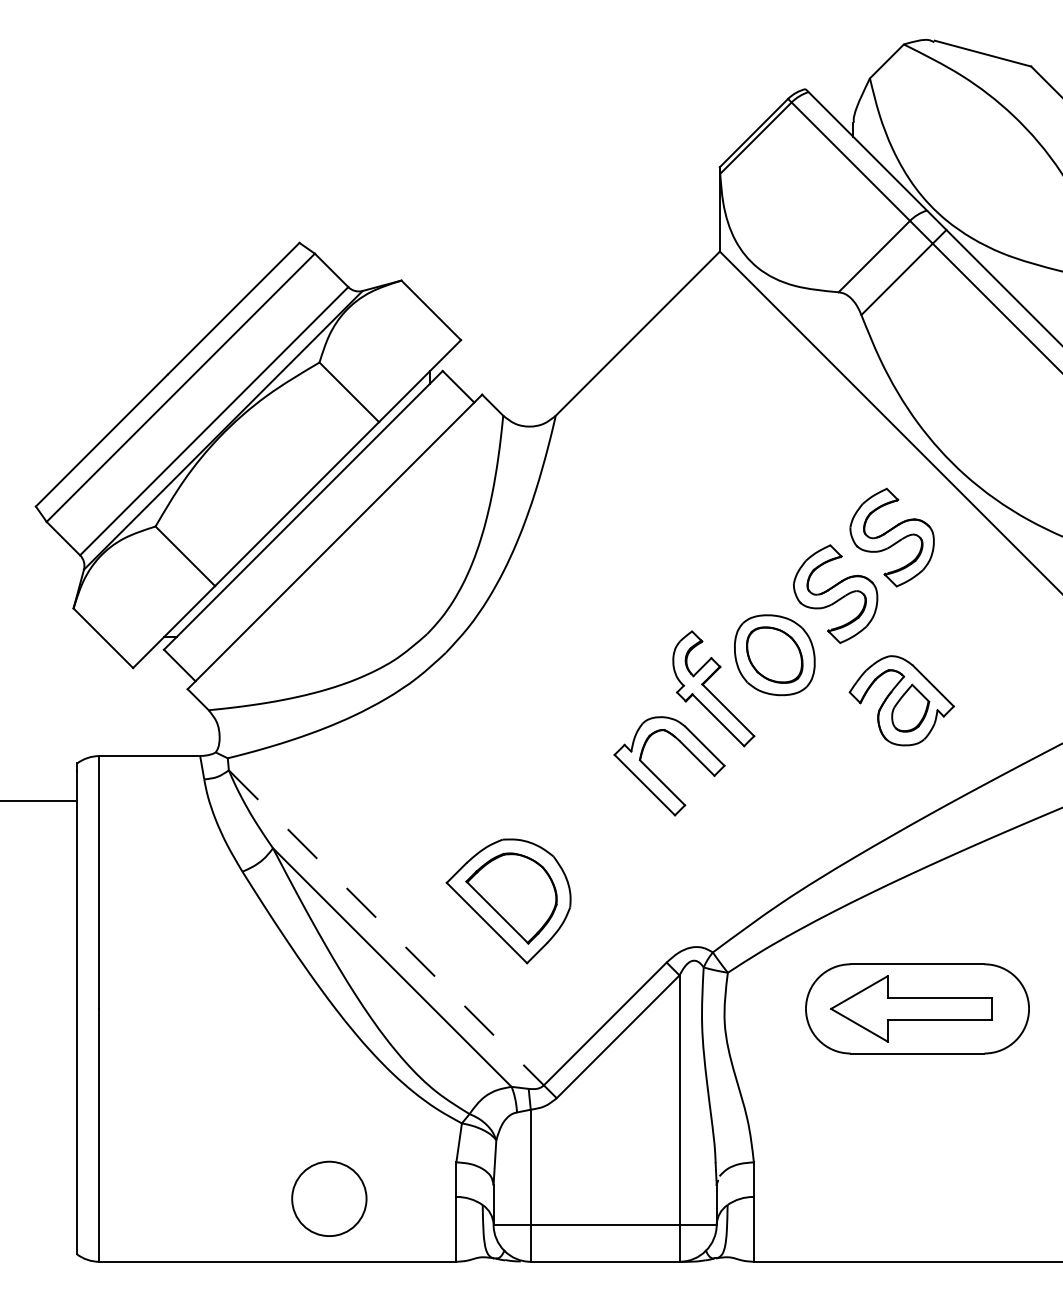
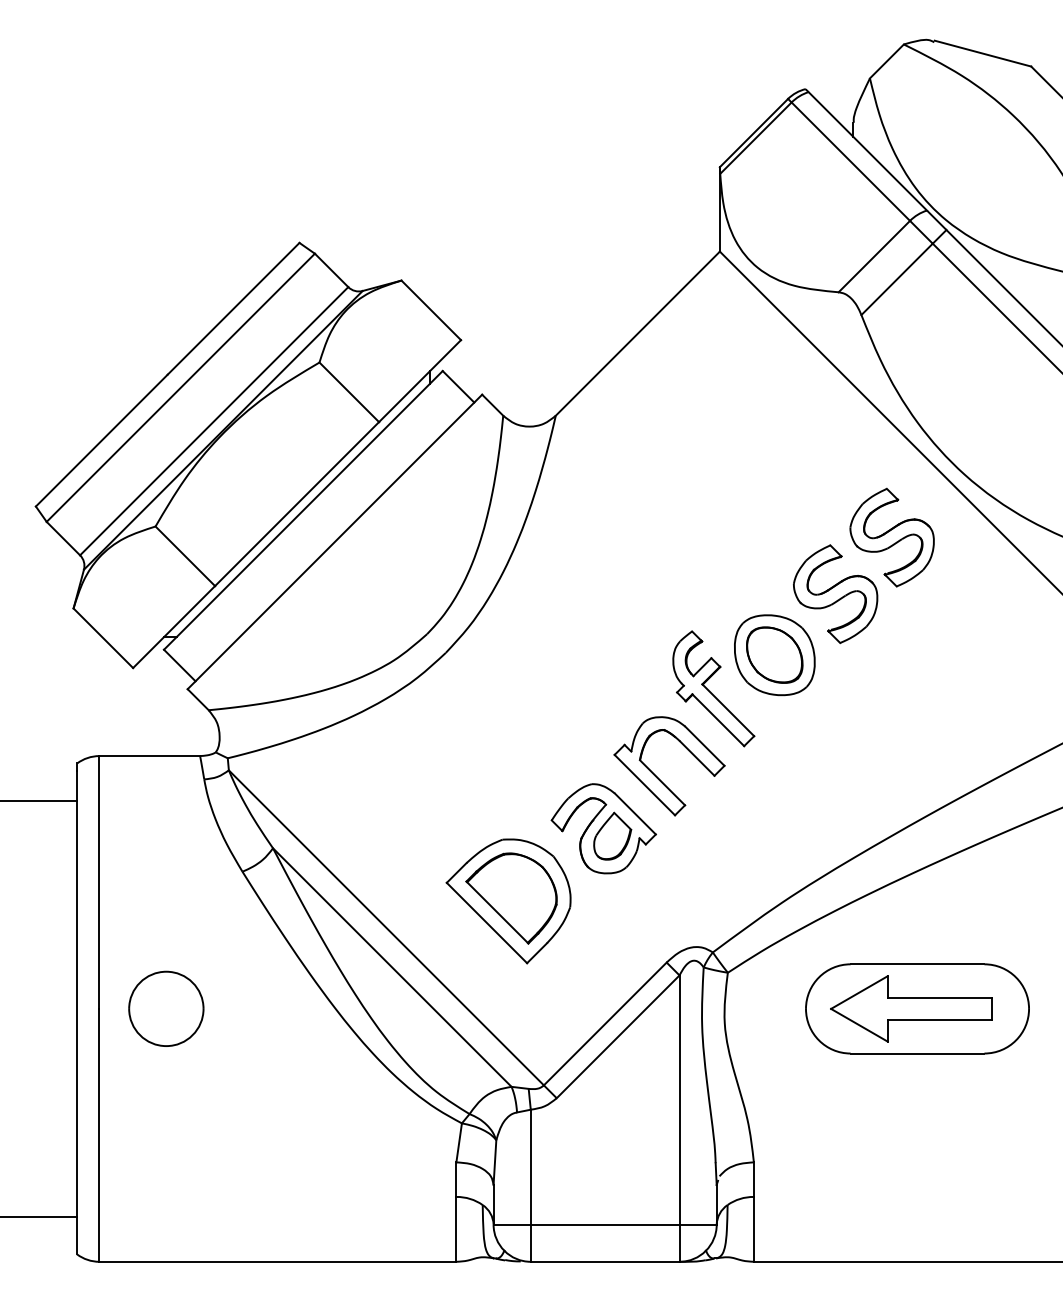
part position: (901, 700) -> (603, 828) (603, 828)
line: dashed -> solid (386, 927)
part position: (329, 1198) -> (166, 1008) (166, 1008)
line: none -> present (39, 1217)
